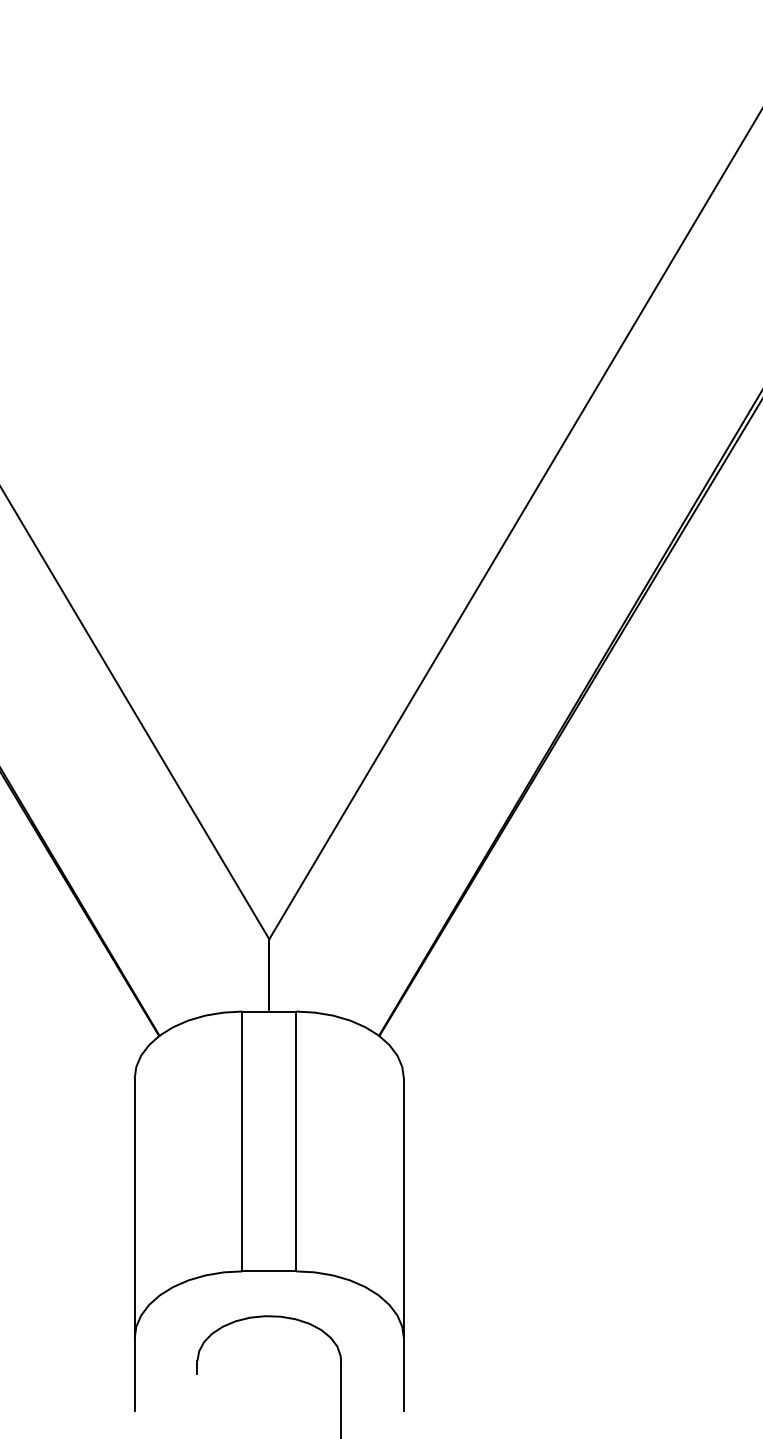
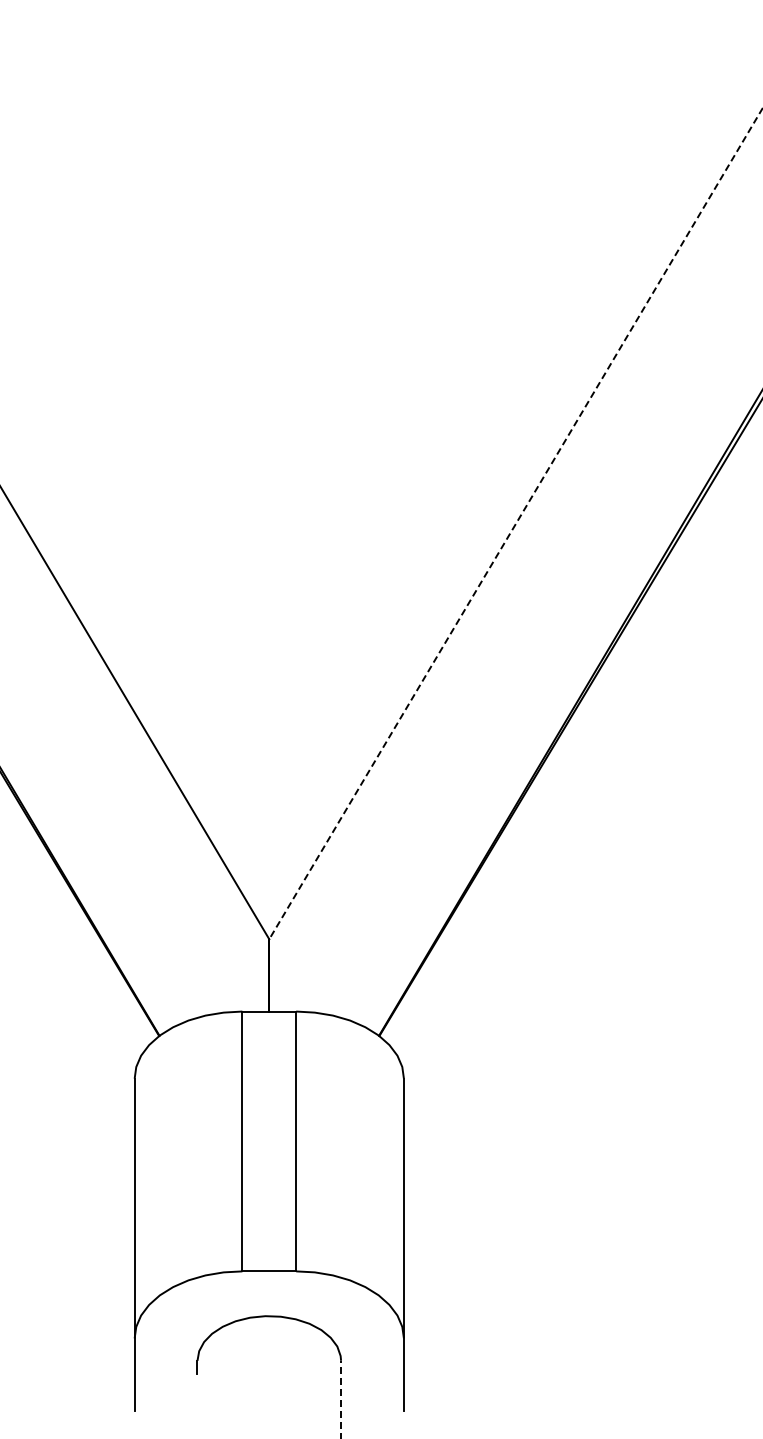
line: solid -> dashed (515, 524)
line: solid -> dashed (341, 1399)
